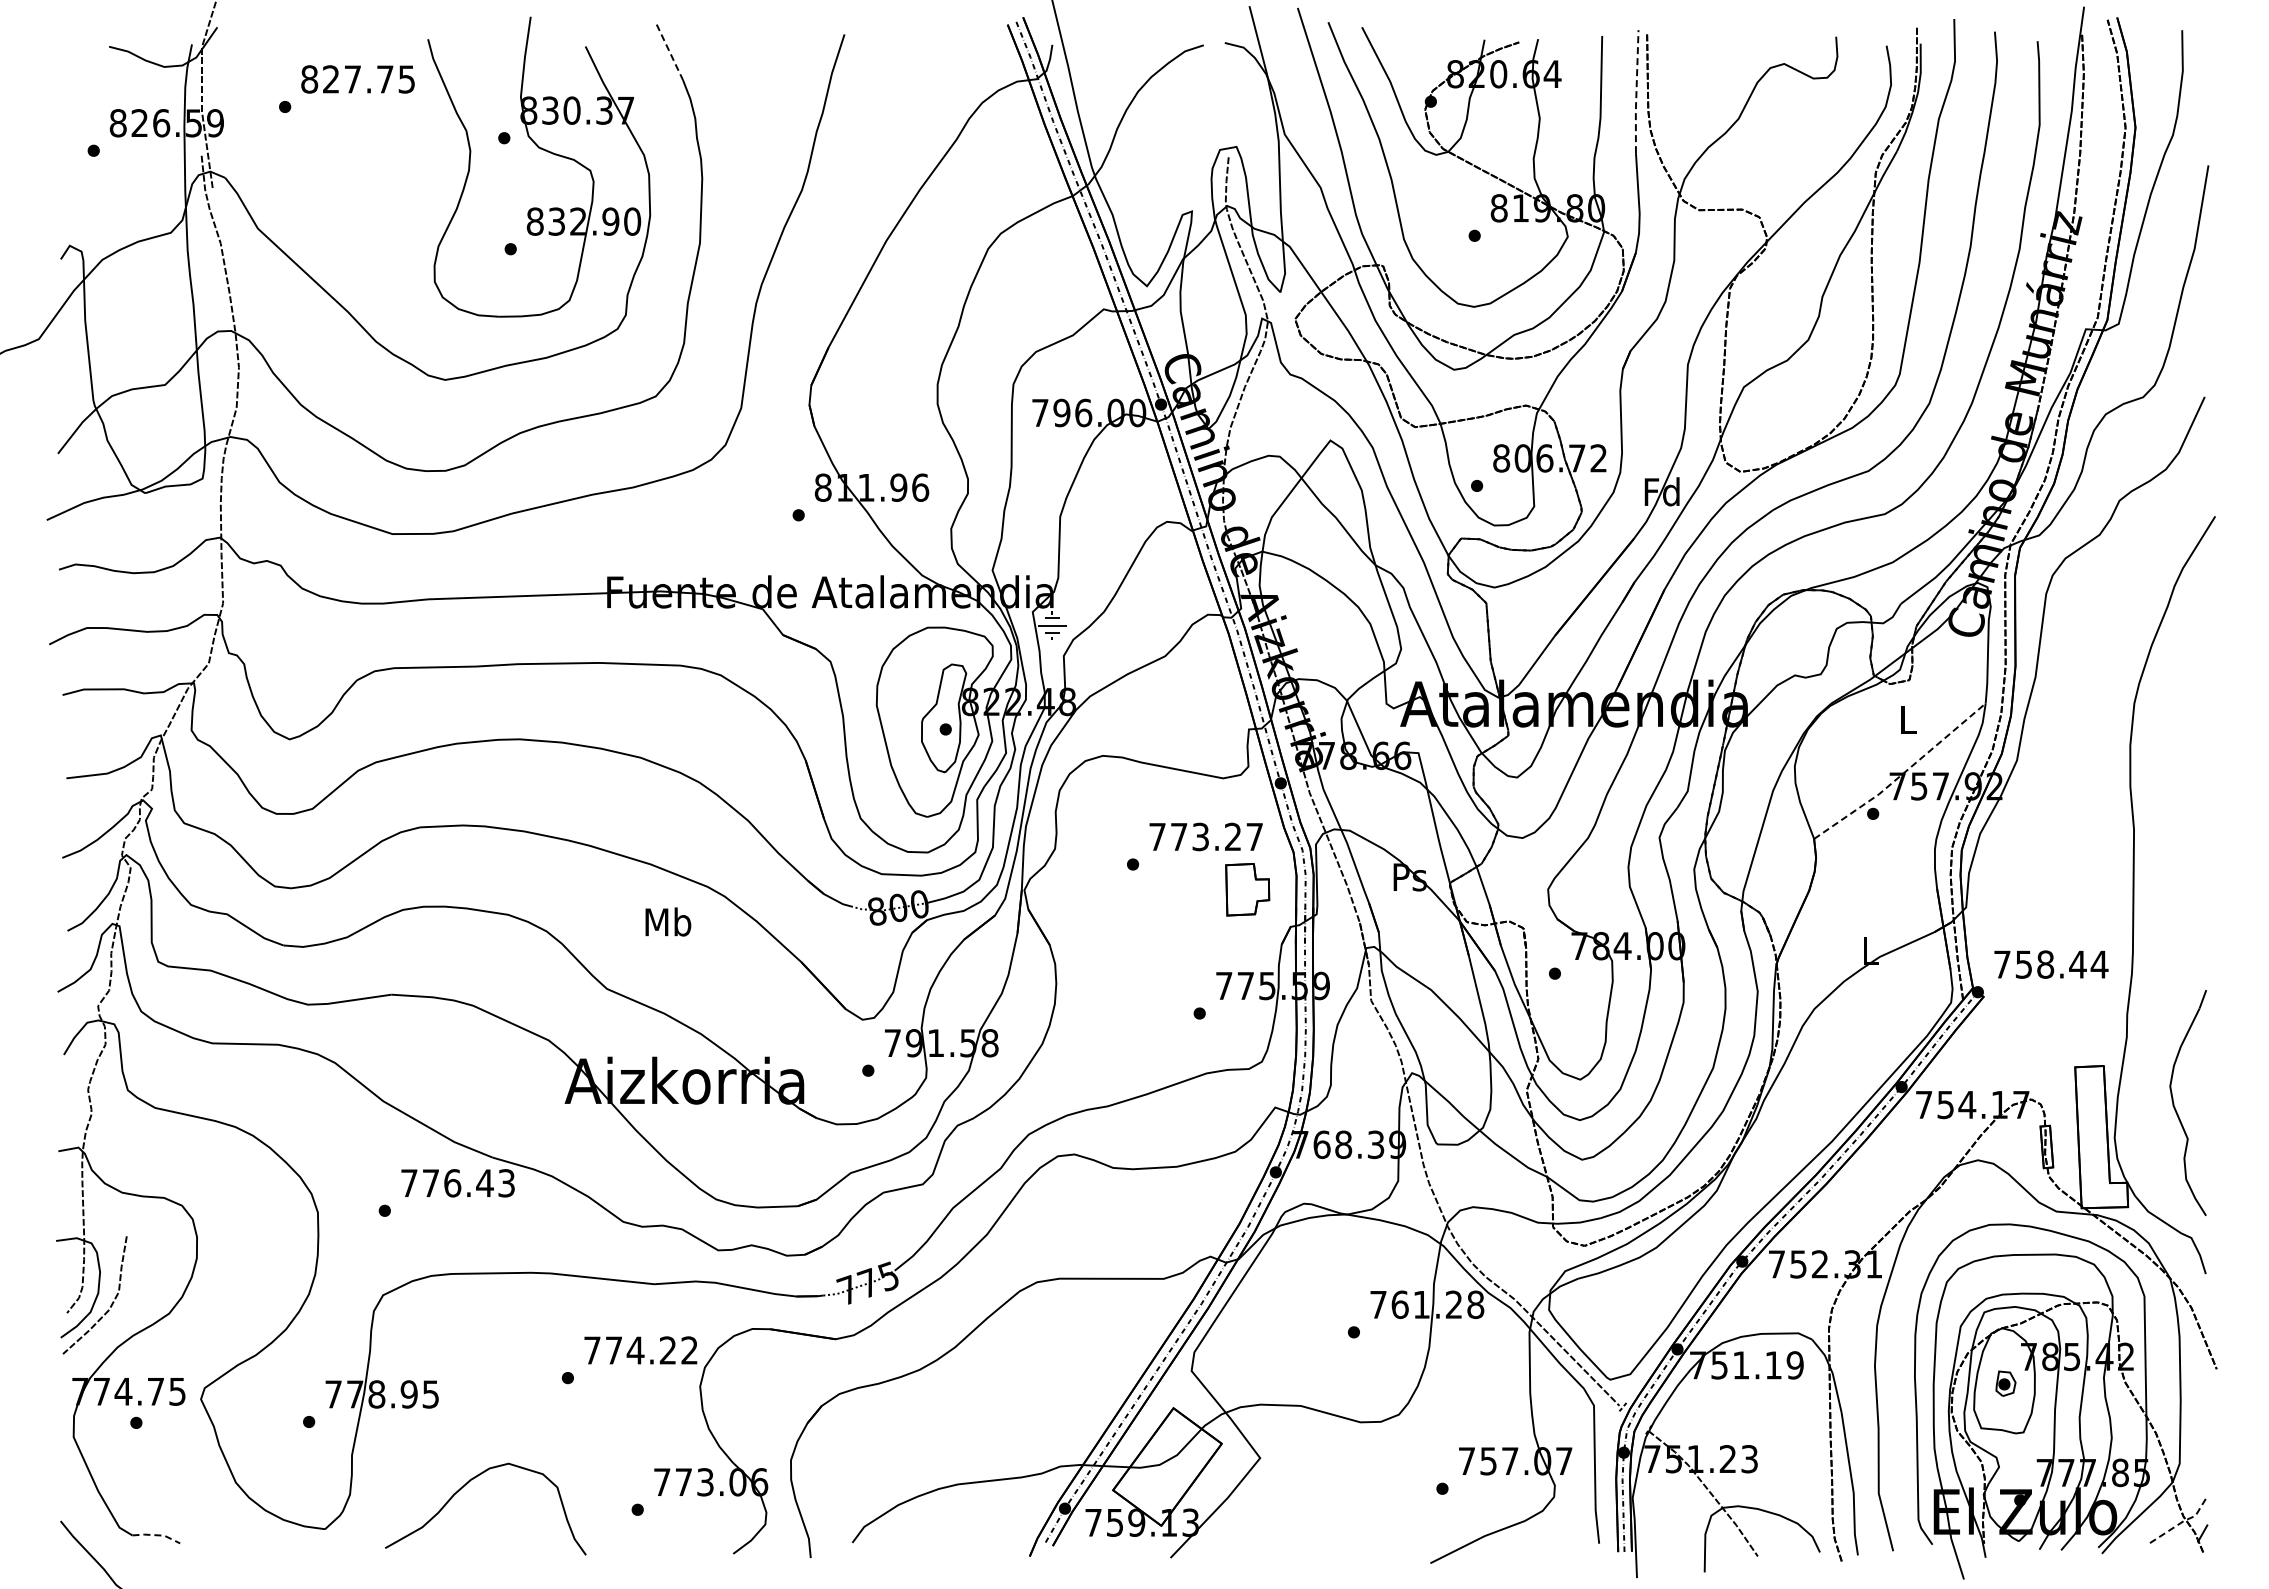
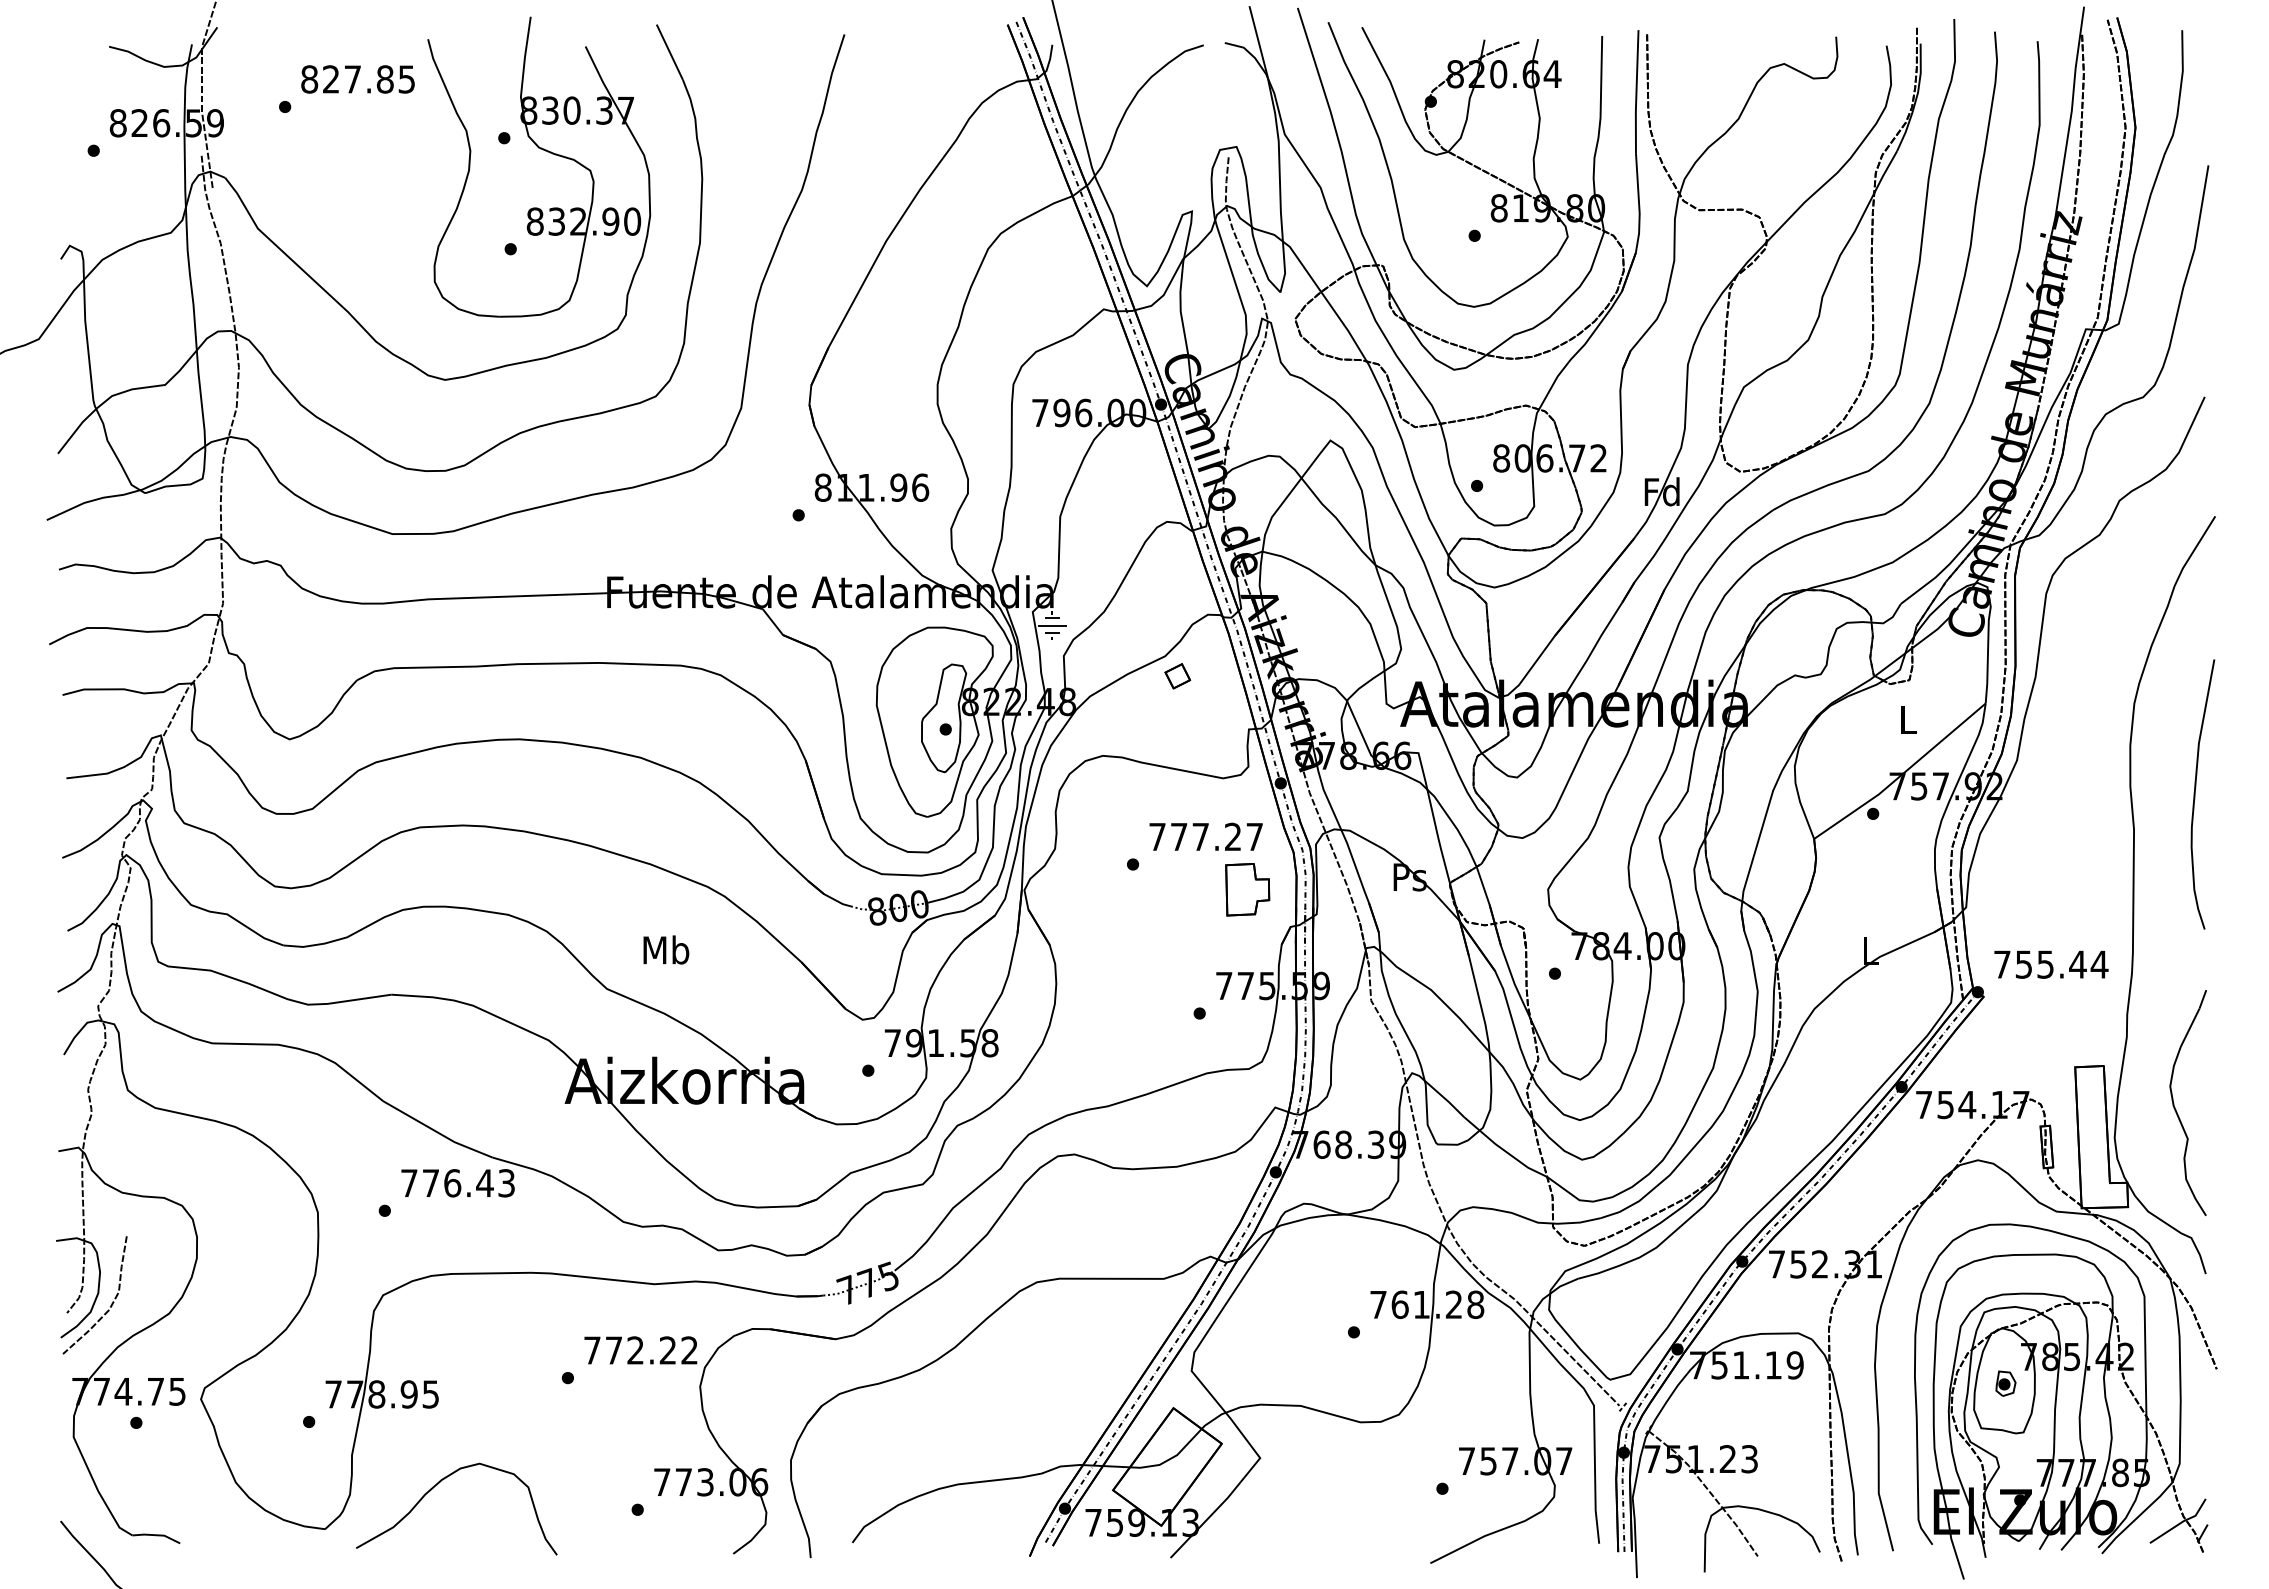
line: dashed -> solid (669, 52)
text: 827.75 -> 827.85 (384, 79)
line: dashed -> solid (1636, 91)
part: none -> present (1177, 676)
line: dashed -> solid (1902, 774)
curve: none -> present (2195, 794)
text: 773.27 -> 777.27 (1200, 836)
text position: (668, 921) -> (666, 949) (666, 949)
text: 758.44 -> 755.44 (2045, 964)
text: 774.22 -> 772.22 (635, 1350)
curve position: (466, 1485) -> (437, 1485) (437, 1485)
line: dashed -> solid (2181, 1522)
line: dashed -> solid (157, 1535)
